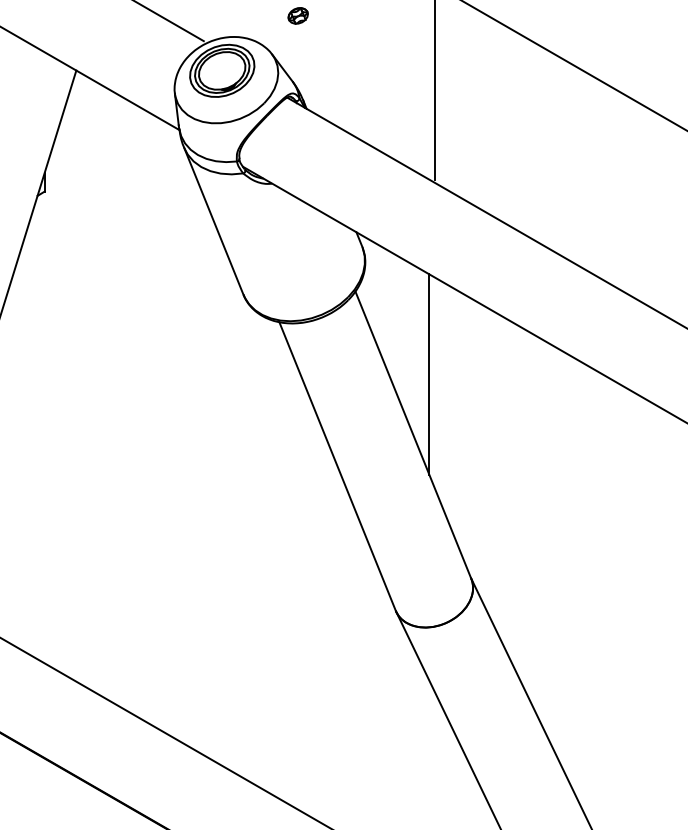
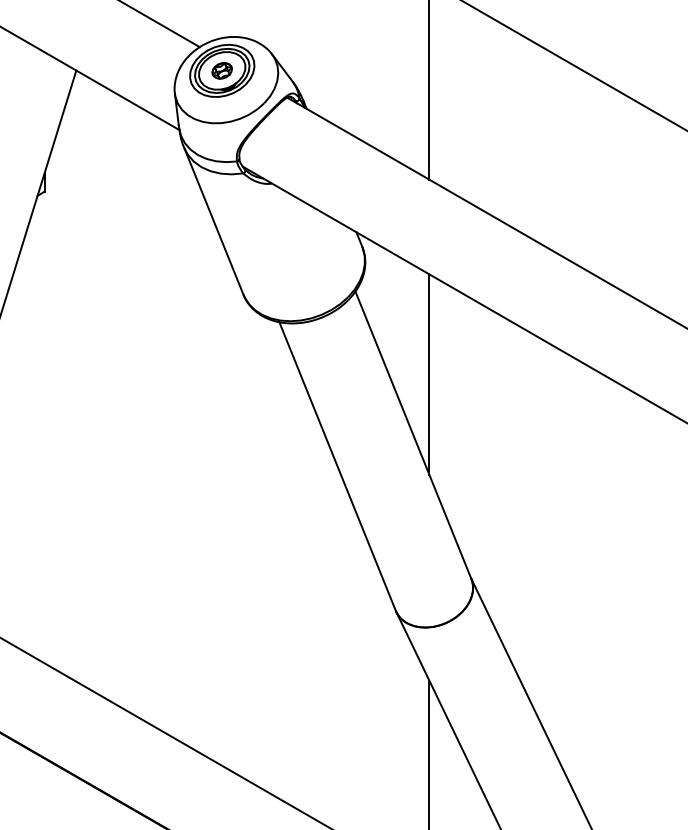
part position: (297, 15) -> (221, 70) (221, 70)
line position: (169, 21) -> (160, 24) (160, 24)
line position: (435, 90) -> (429, 90) (429, 90)
line: none -> present (429, 753)
